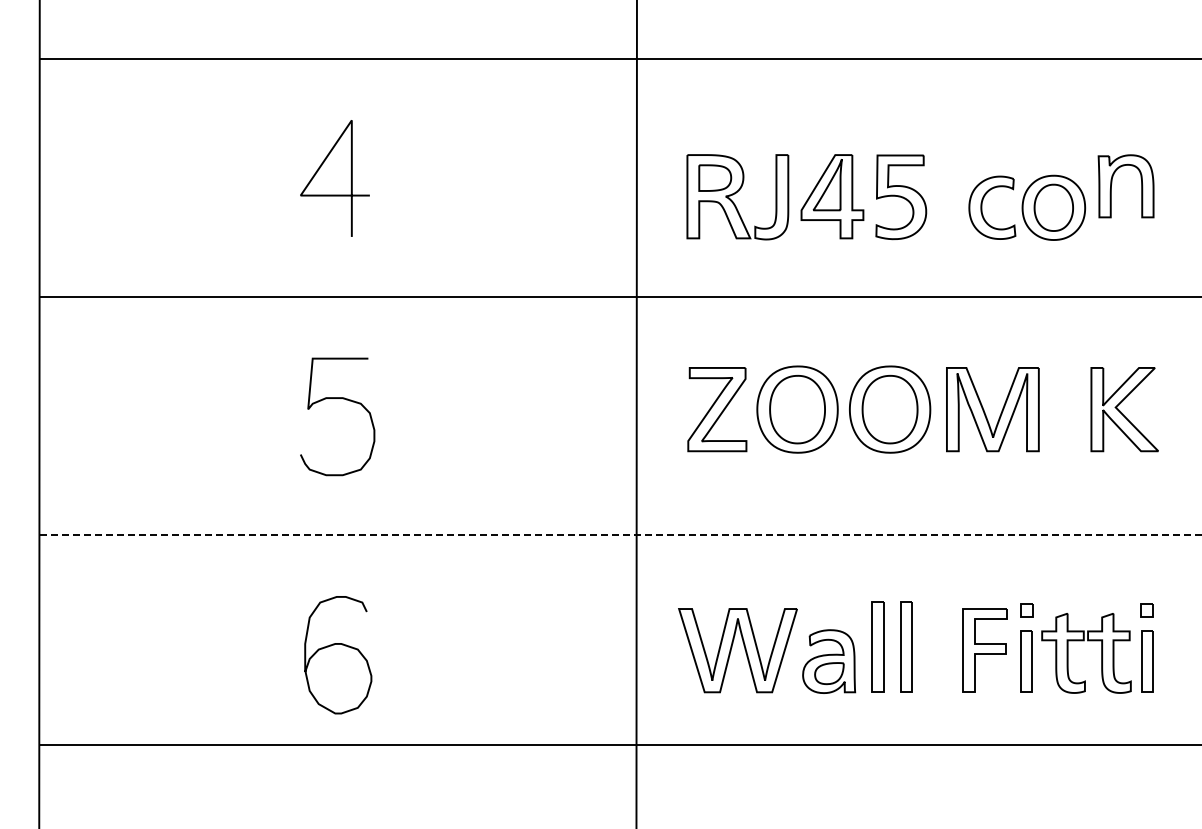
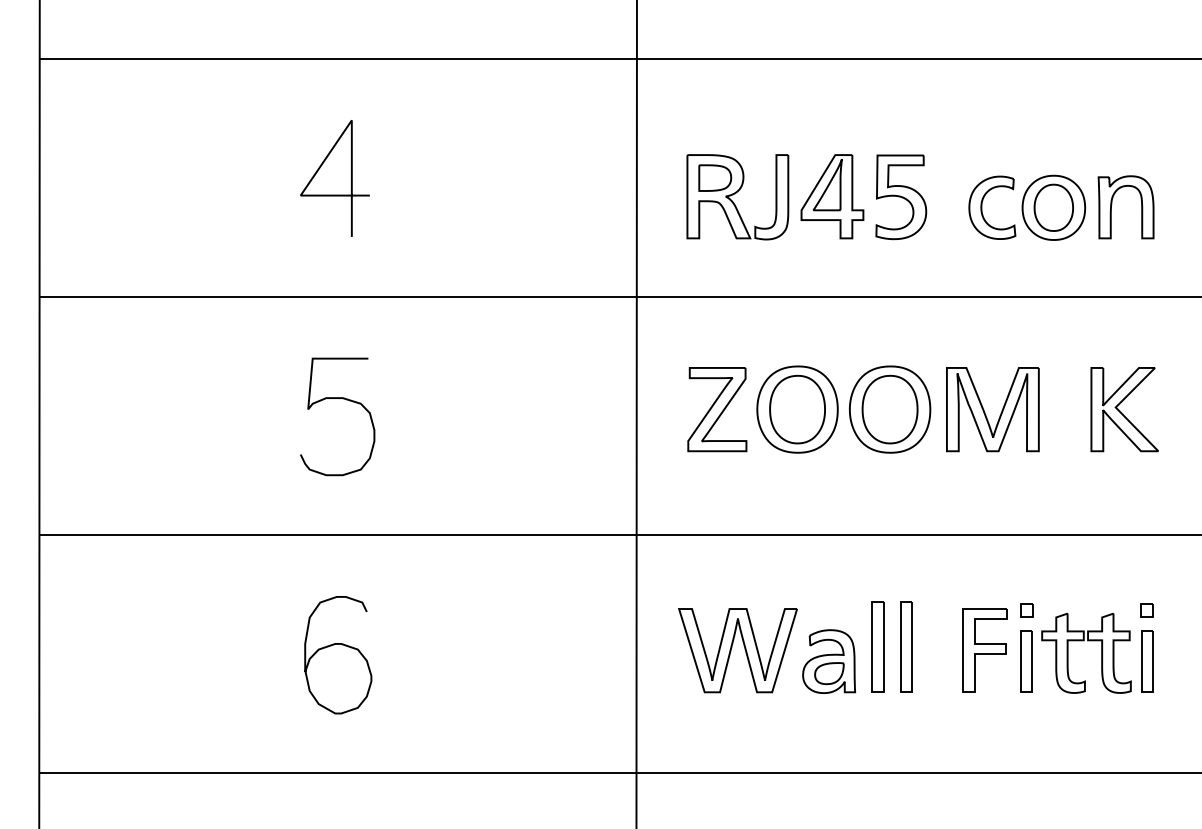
part position: (1112, 183) -> (1112, 204) (1112, 204)
line: dashed -> solid (621, 535)
line position: (619, 745) -> (619, 773) (619, 773)
